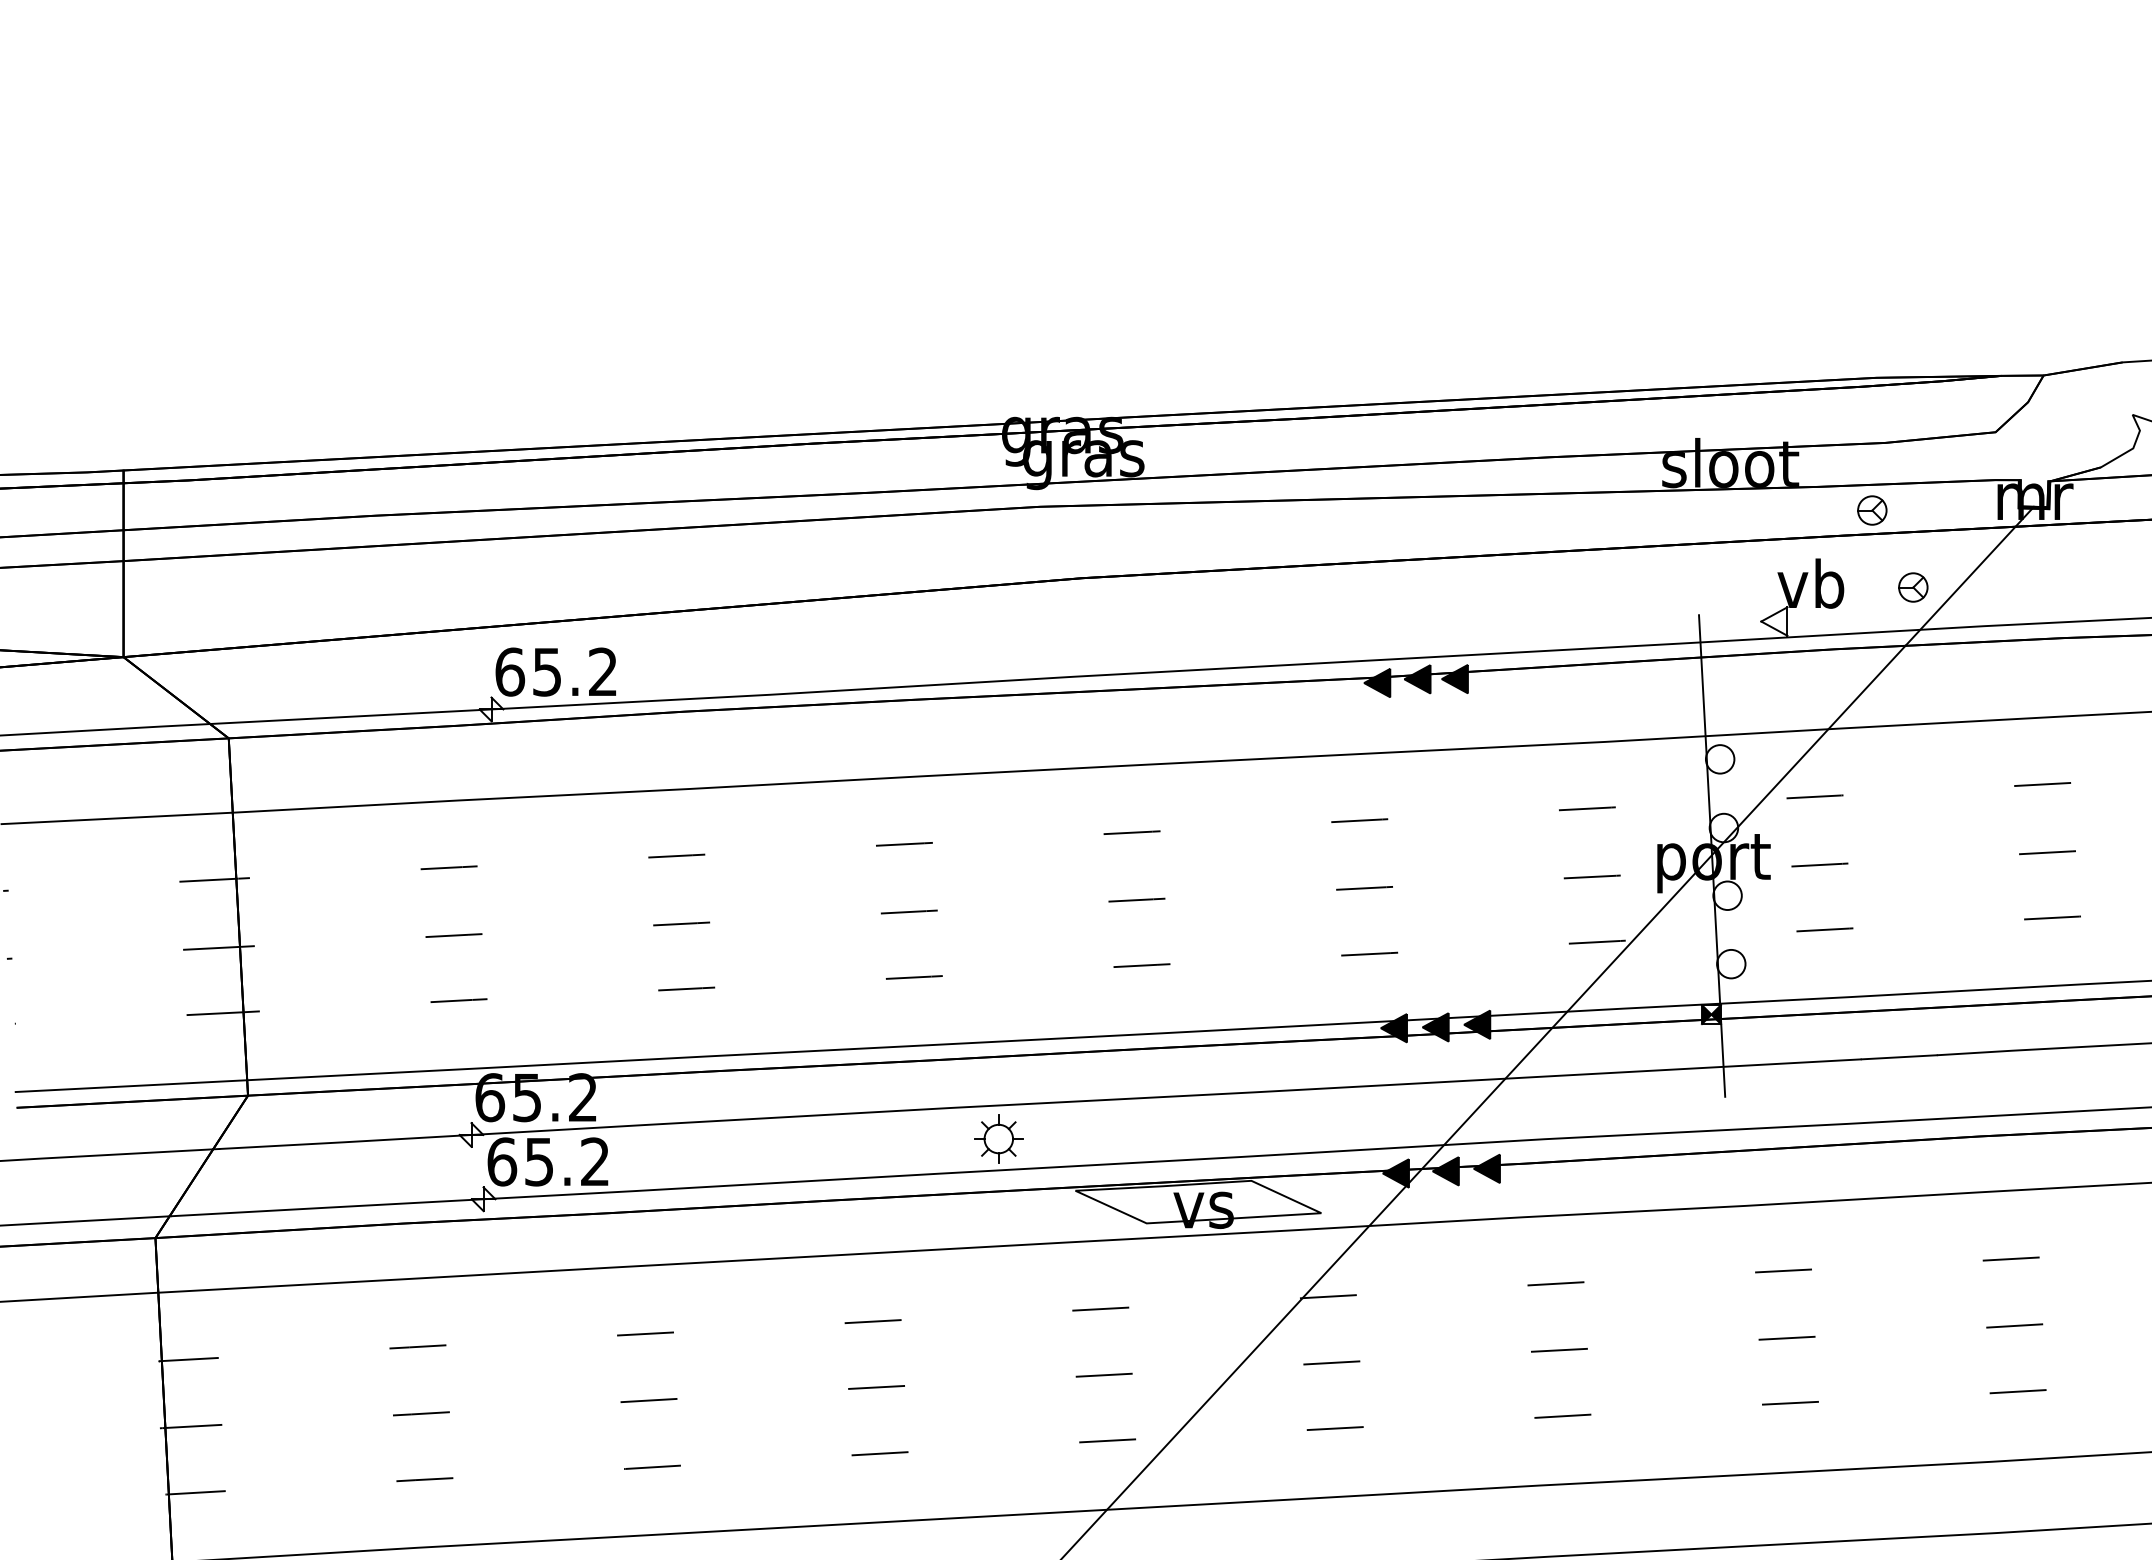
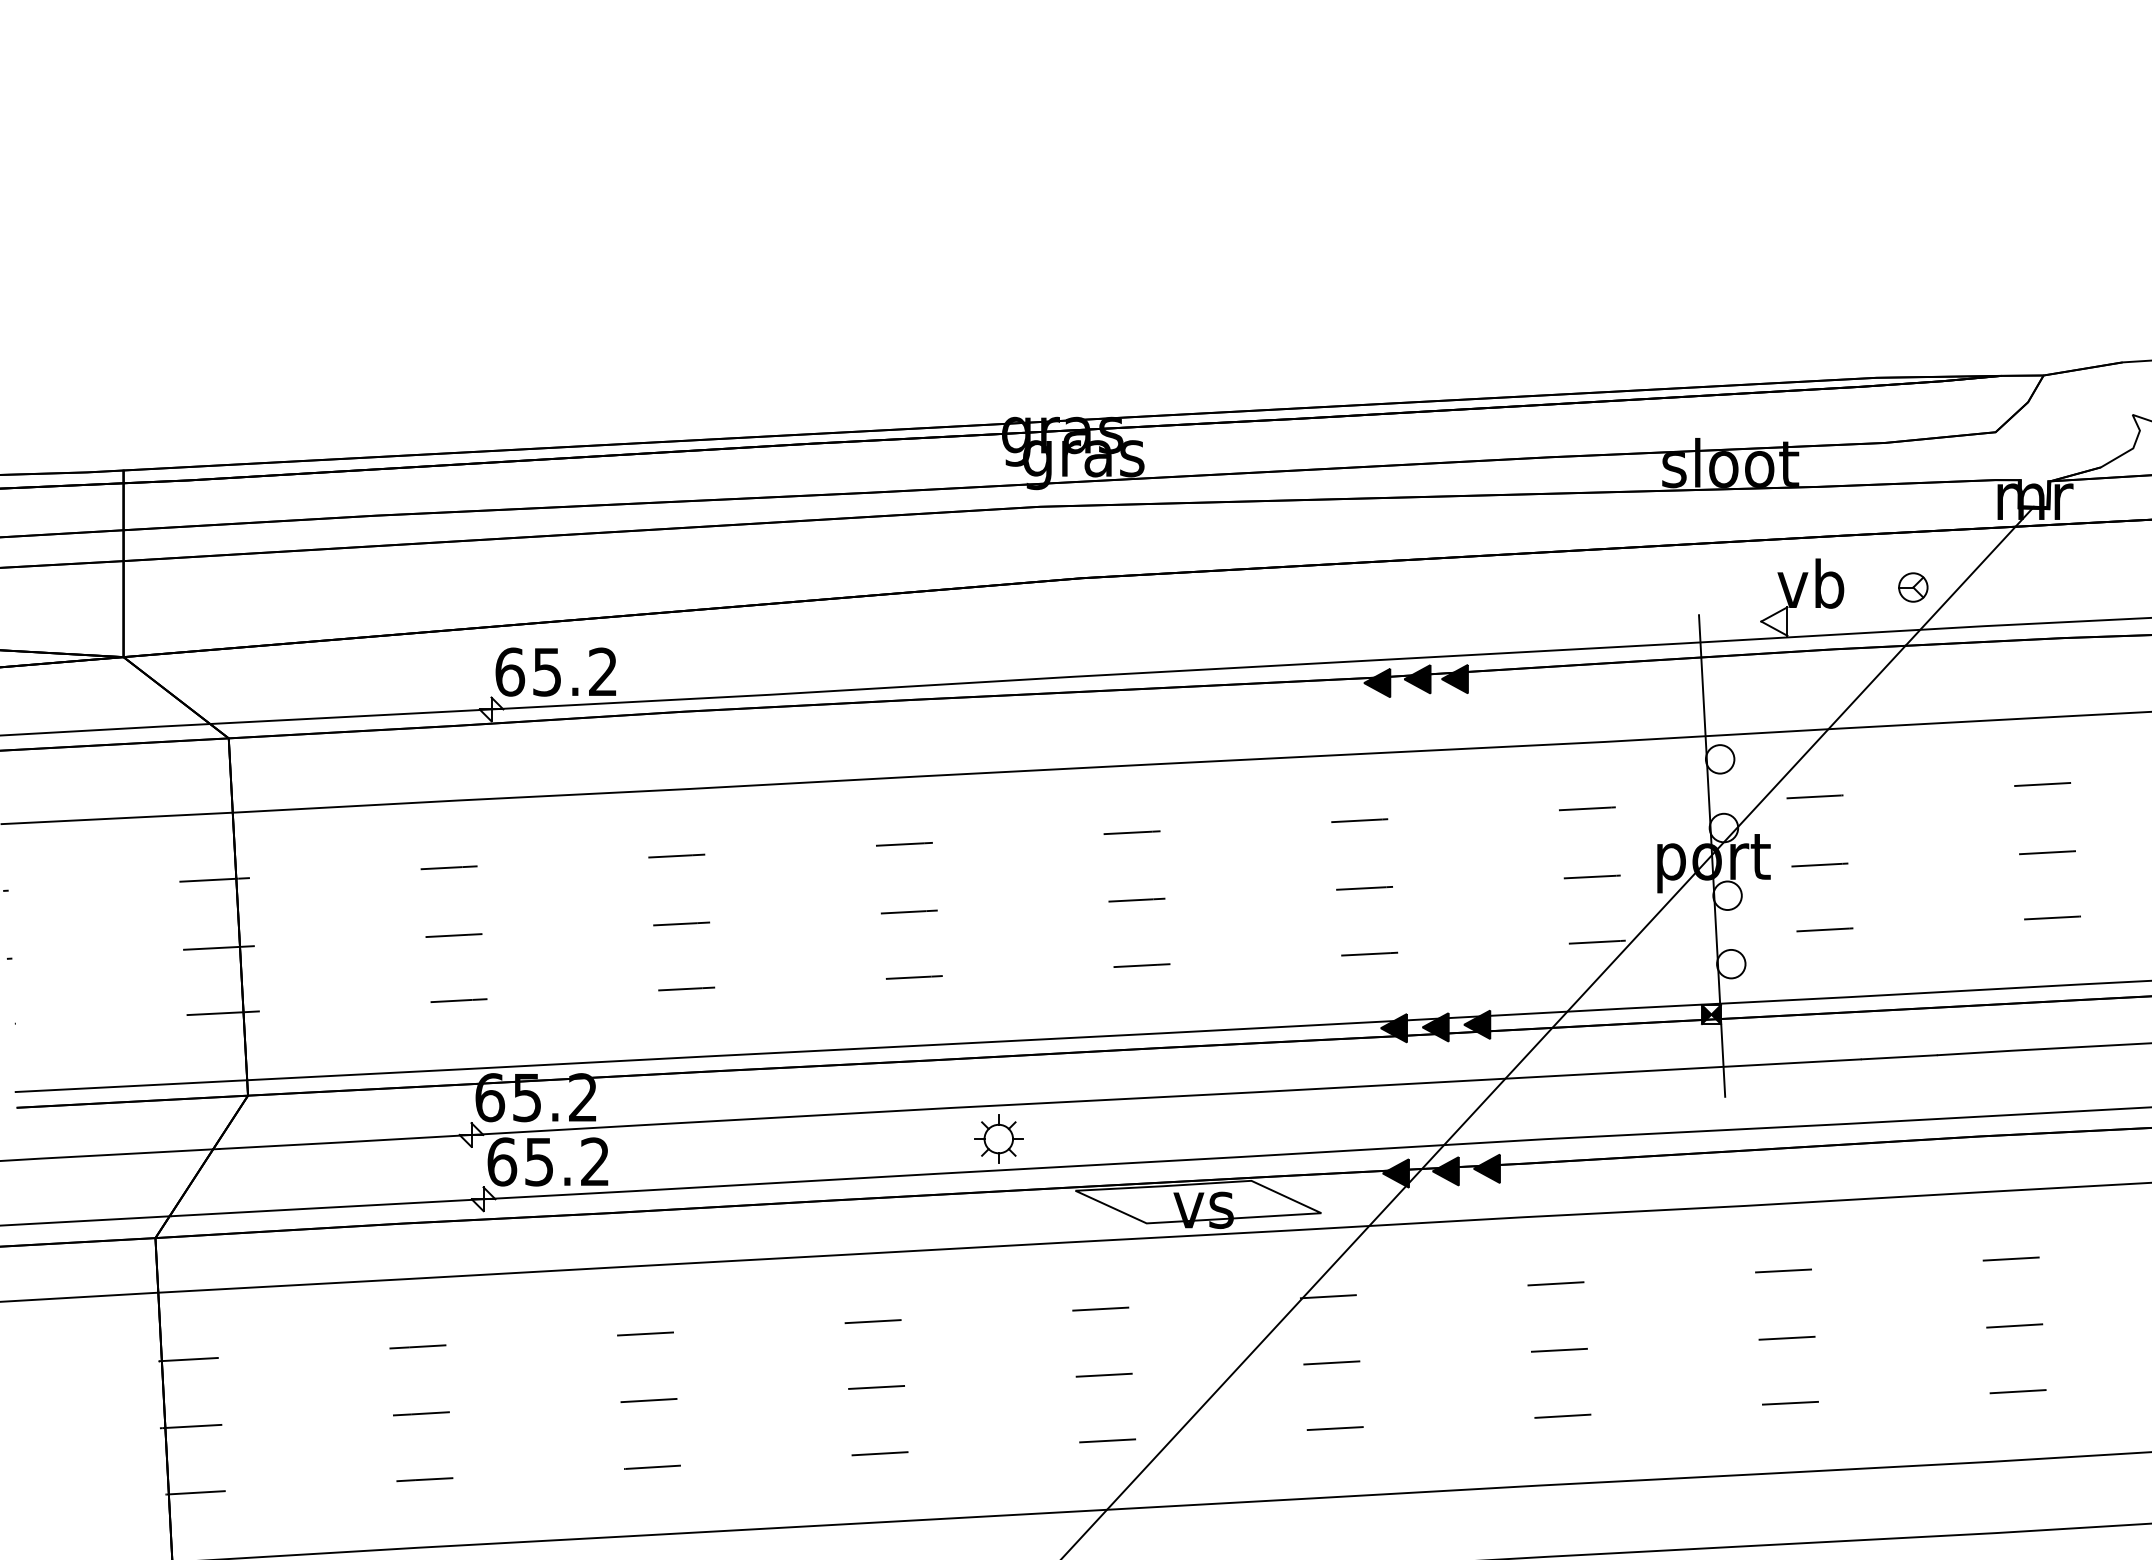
part: present -> none (1872, 510)
